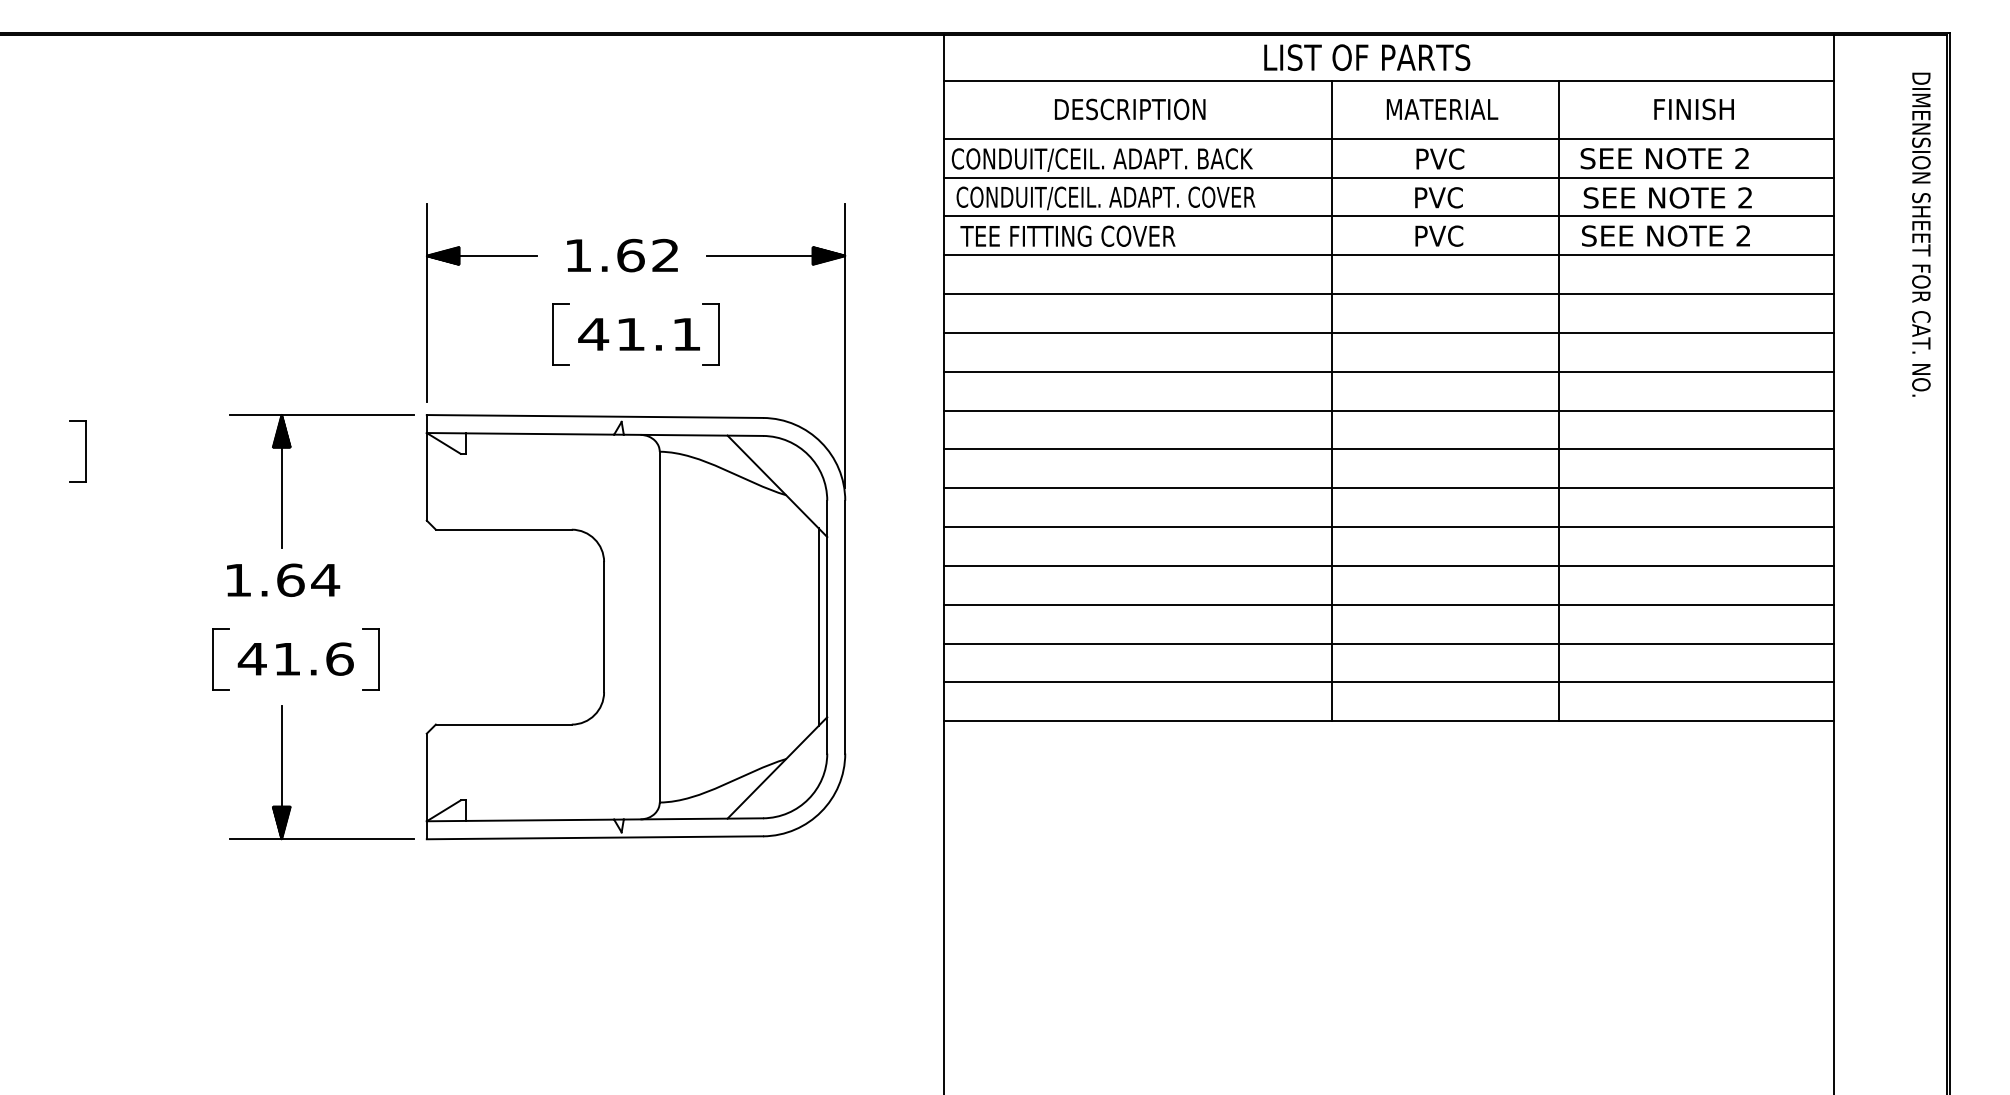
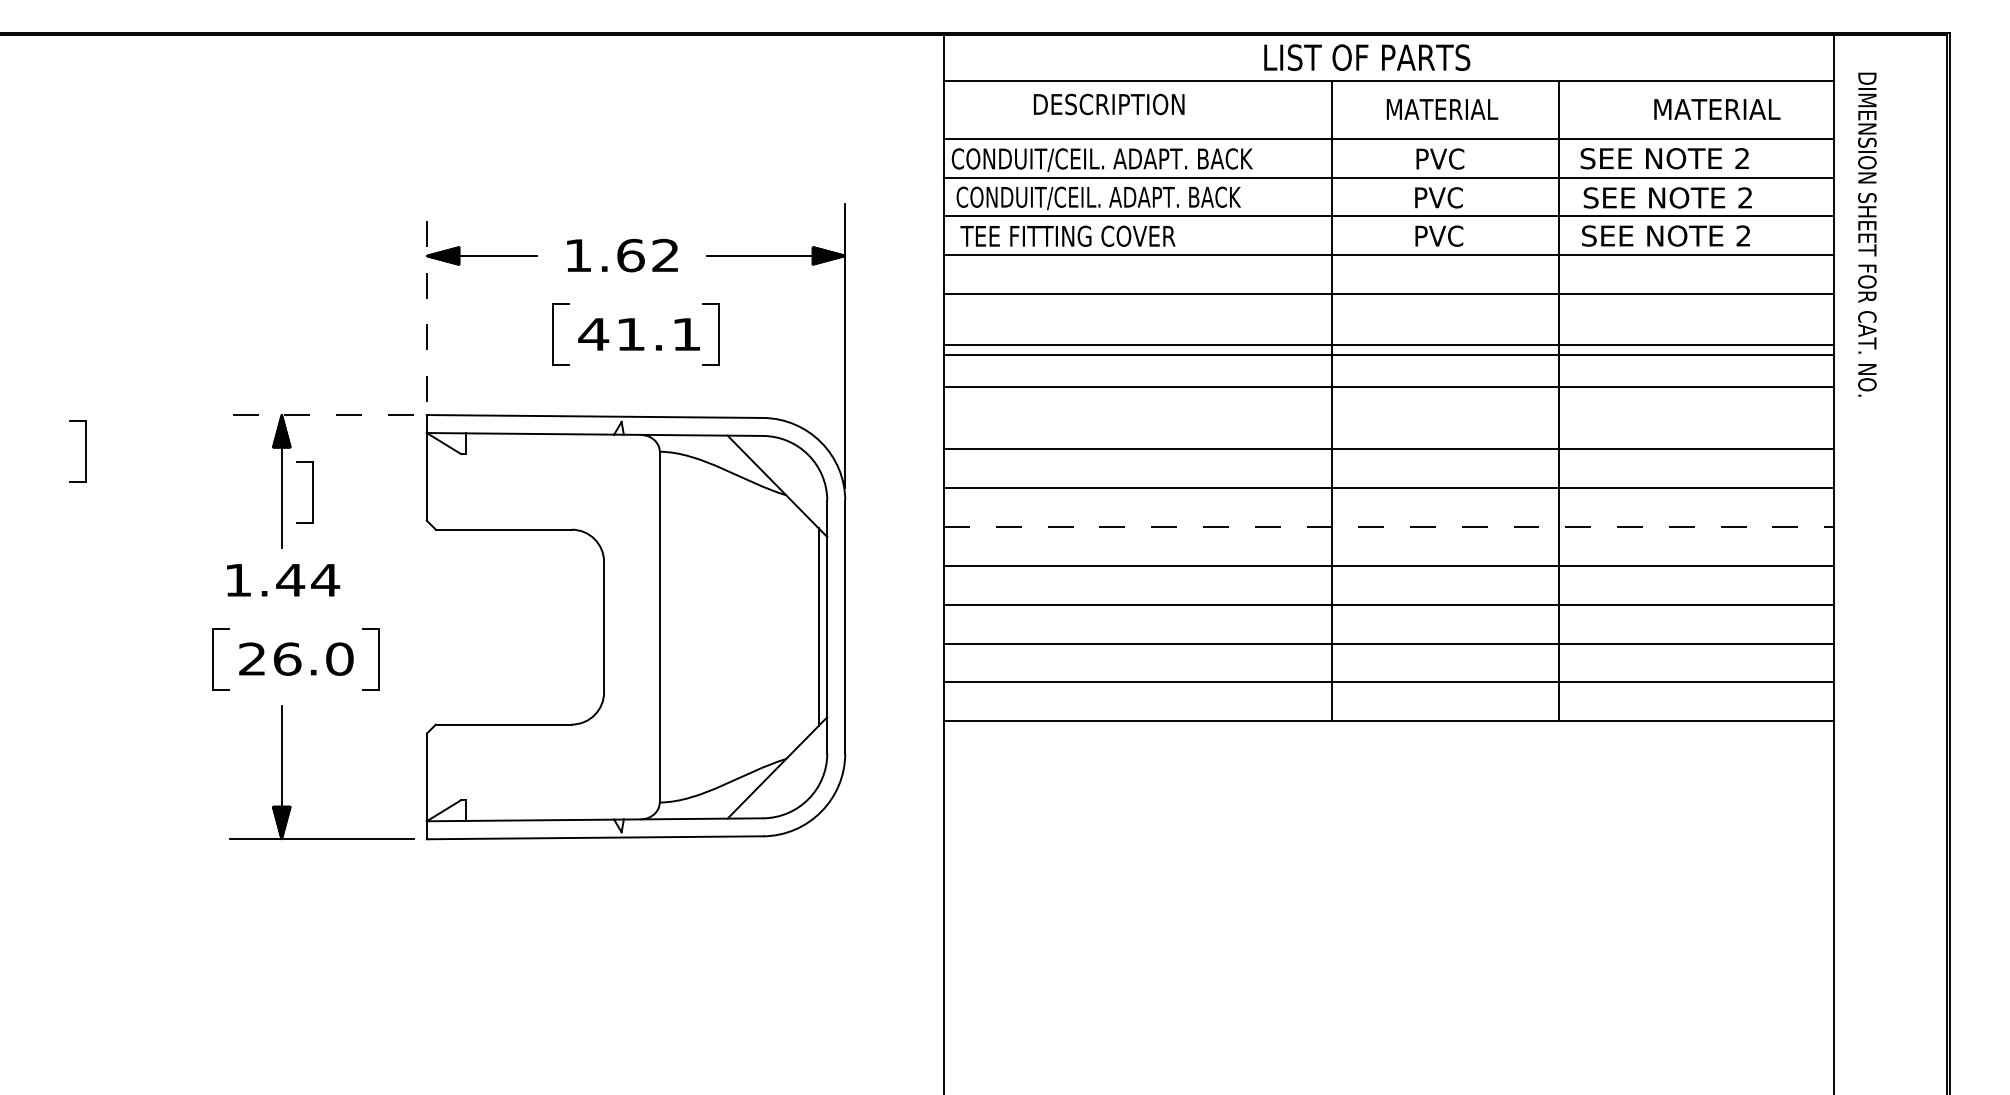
text position: (1130, 109) -> (1109, 104) (1109, 104)
text: FINISH -> MATERIAL (1718, 109)
text: CONDUIT/CEIL. ADAPT. COVER -> CONDUIT/CEIL. ADAPT. BACK (1221, 196)
text position: (1921, 234) -> (1867, 234) (1867, 234)
line: solid -> dashed (426, 303)
line position: (1388, 332) -> (1388, 344) (1388, 344)
line position: (1388, 371) -> (1388, 354) (1388, 354)
line position: (1388, 410) -> (1388, 386) (1388, 386)
line: solid -> dashed (321, 415)
part: none -> present (312, 492)
line: solid -> dashed (1389, 527)
text: 1.64 -> 1.44 (290, 579)
text: 41.6 -> 26.0 (295, 658)
